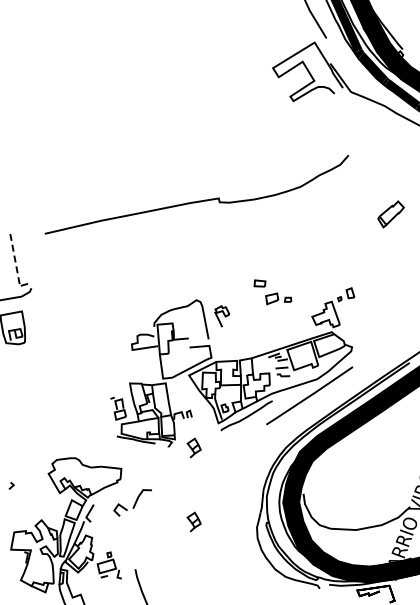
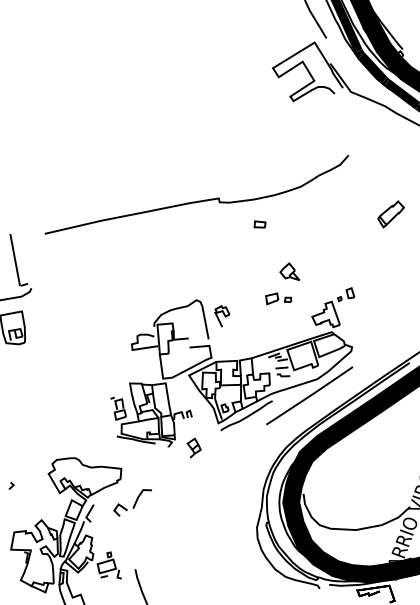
line: dashed -> solid (15, 260)
part: none -> present (289, 271)
part position: (259, 283) -> (259, 224) (259, 224)
part: present -> none (193, 521)
